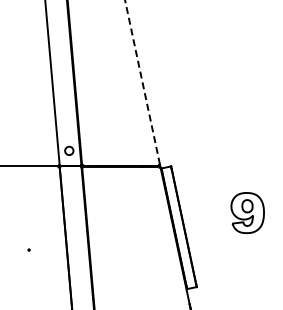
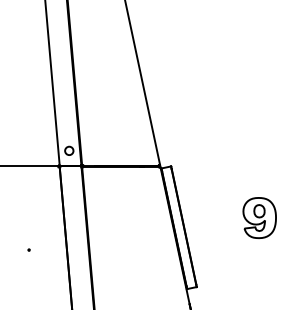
line: dashed -> solid (142, 82)
part position: (247, 212) -> (259, 217) (259, 217)
